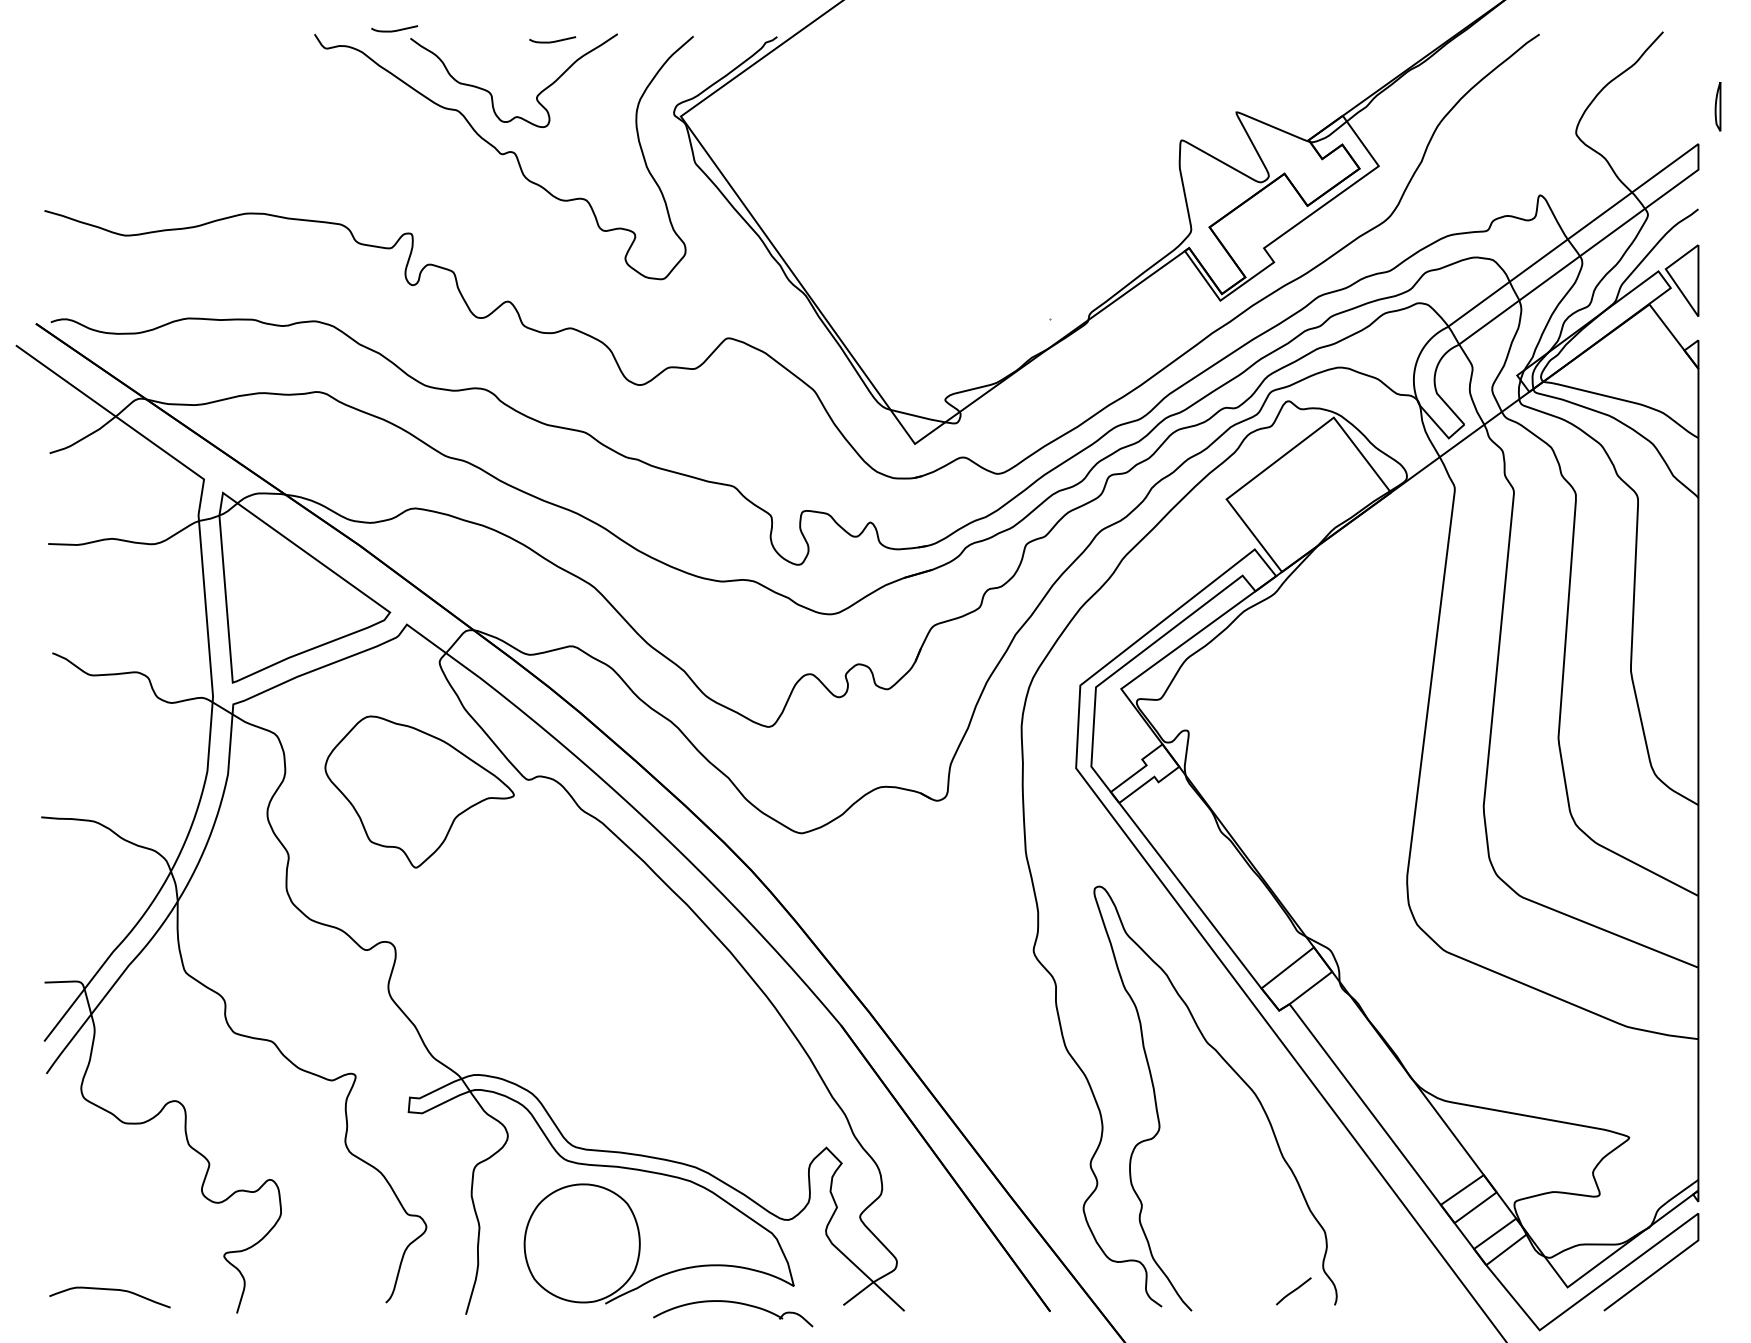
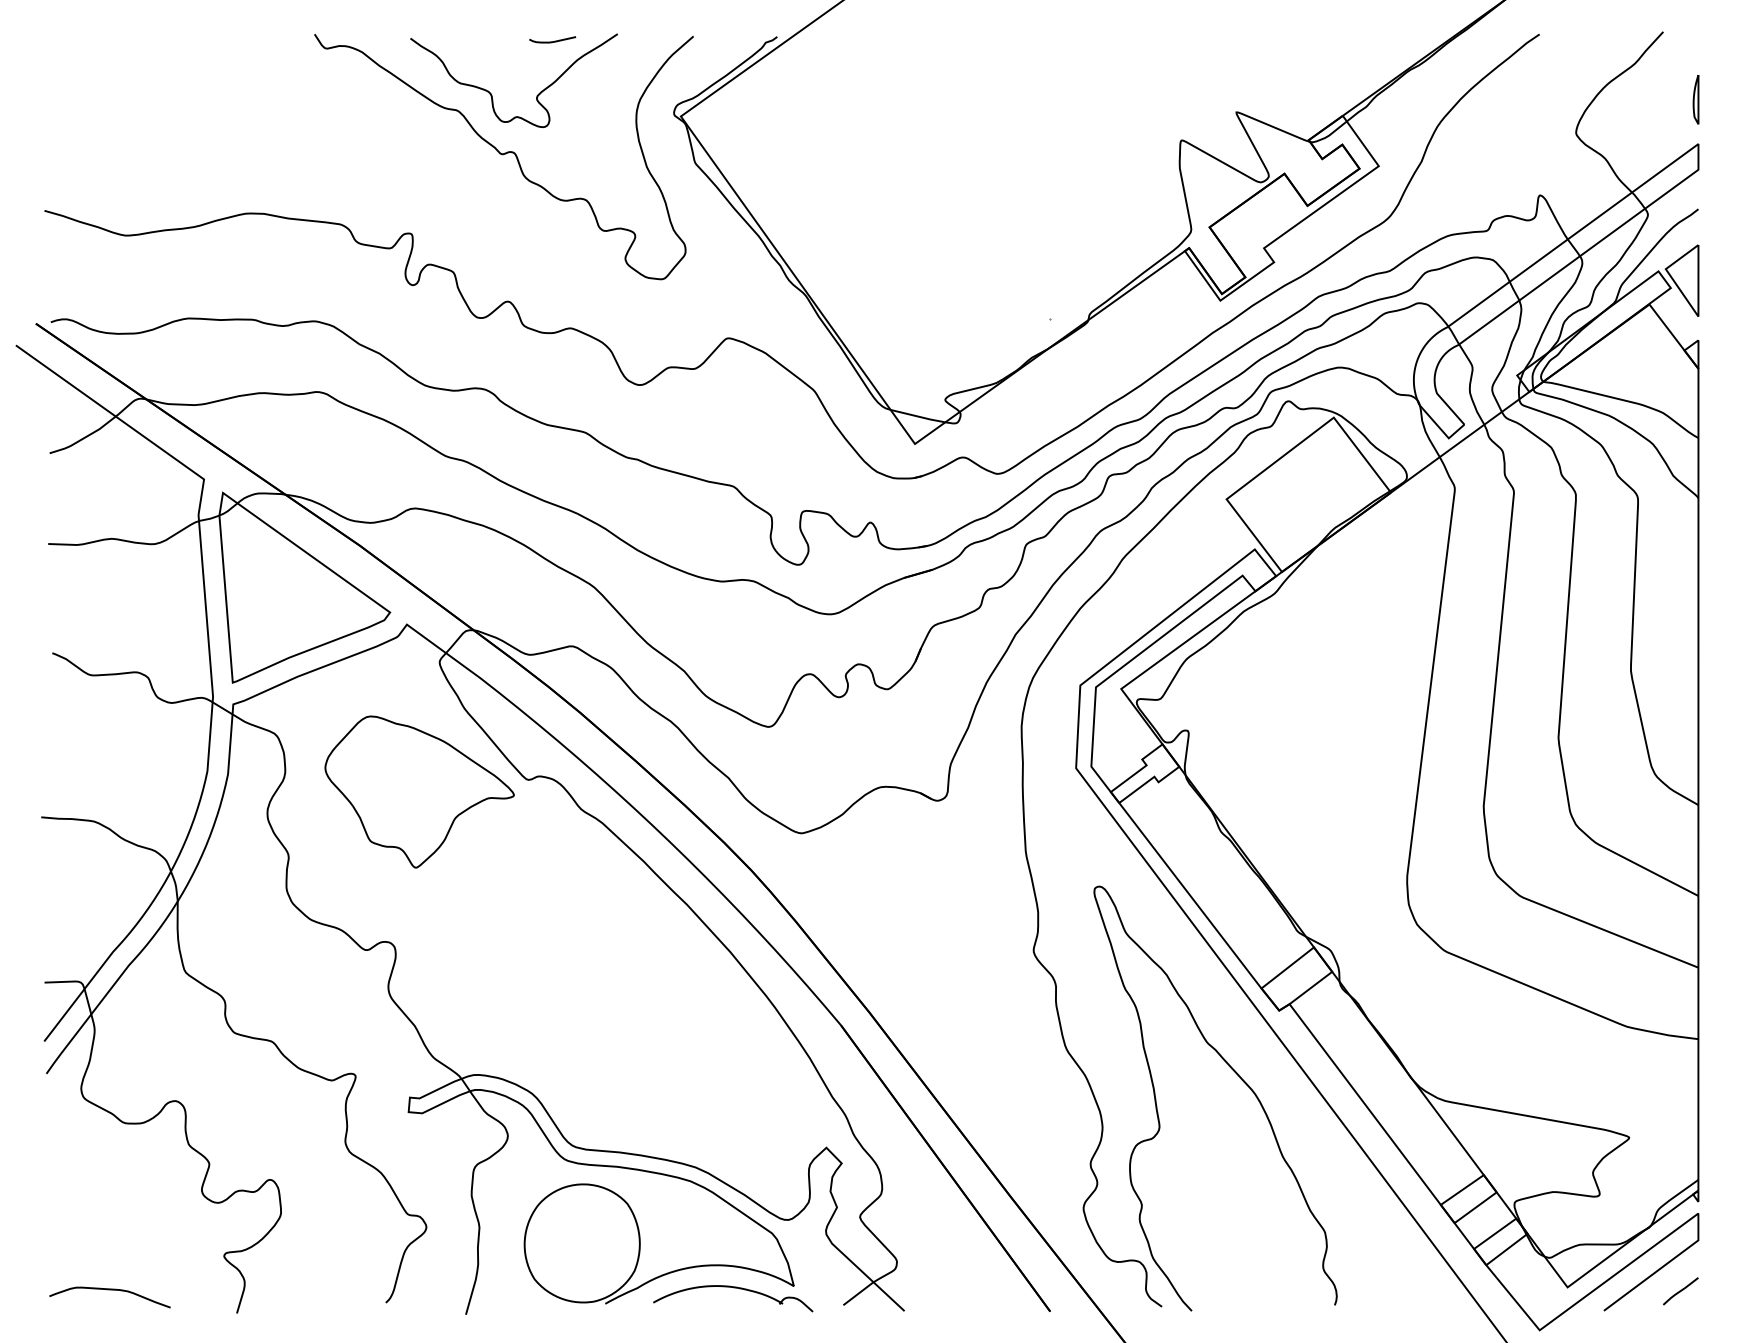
curve: present -> none (394, 30)
part position: (1717, 106) -> (1695, 99) (1695, 99)
line position: (1293, 1291) -> (1680, 1291) (1680, 1291)
part position: (733, 1303) -> (733, 1288) (733, 1288)
